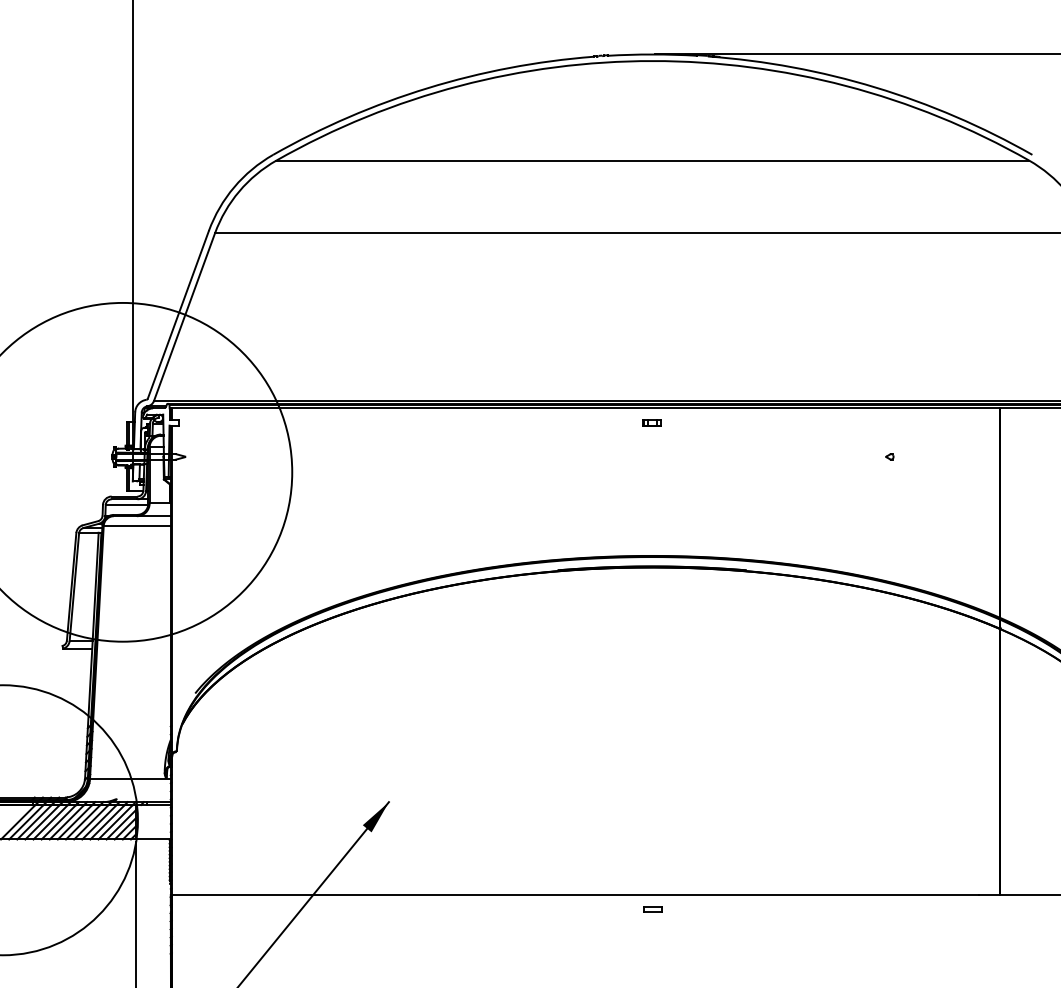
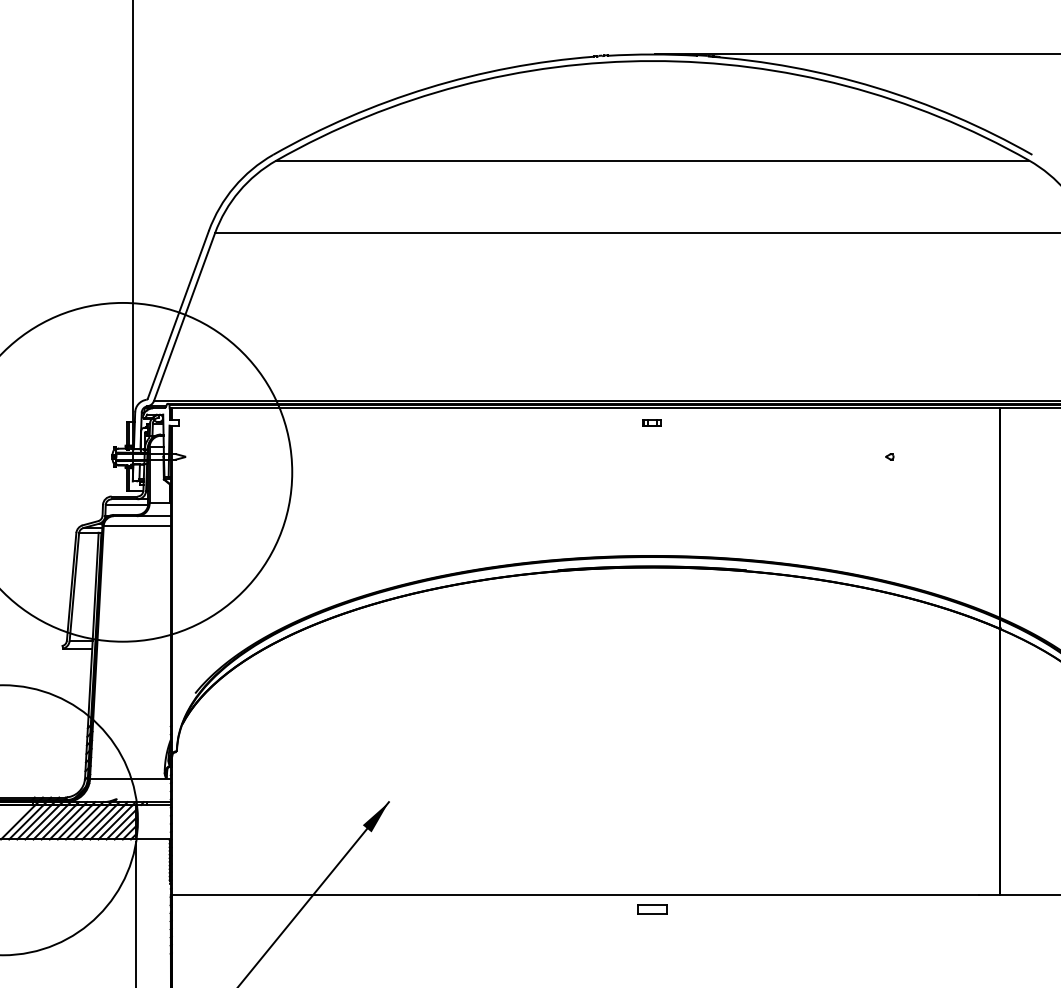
part size: 20x7 px -> 31x11 px (652, 909)
